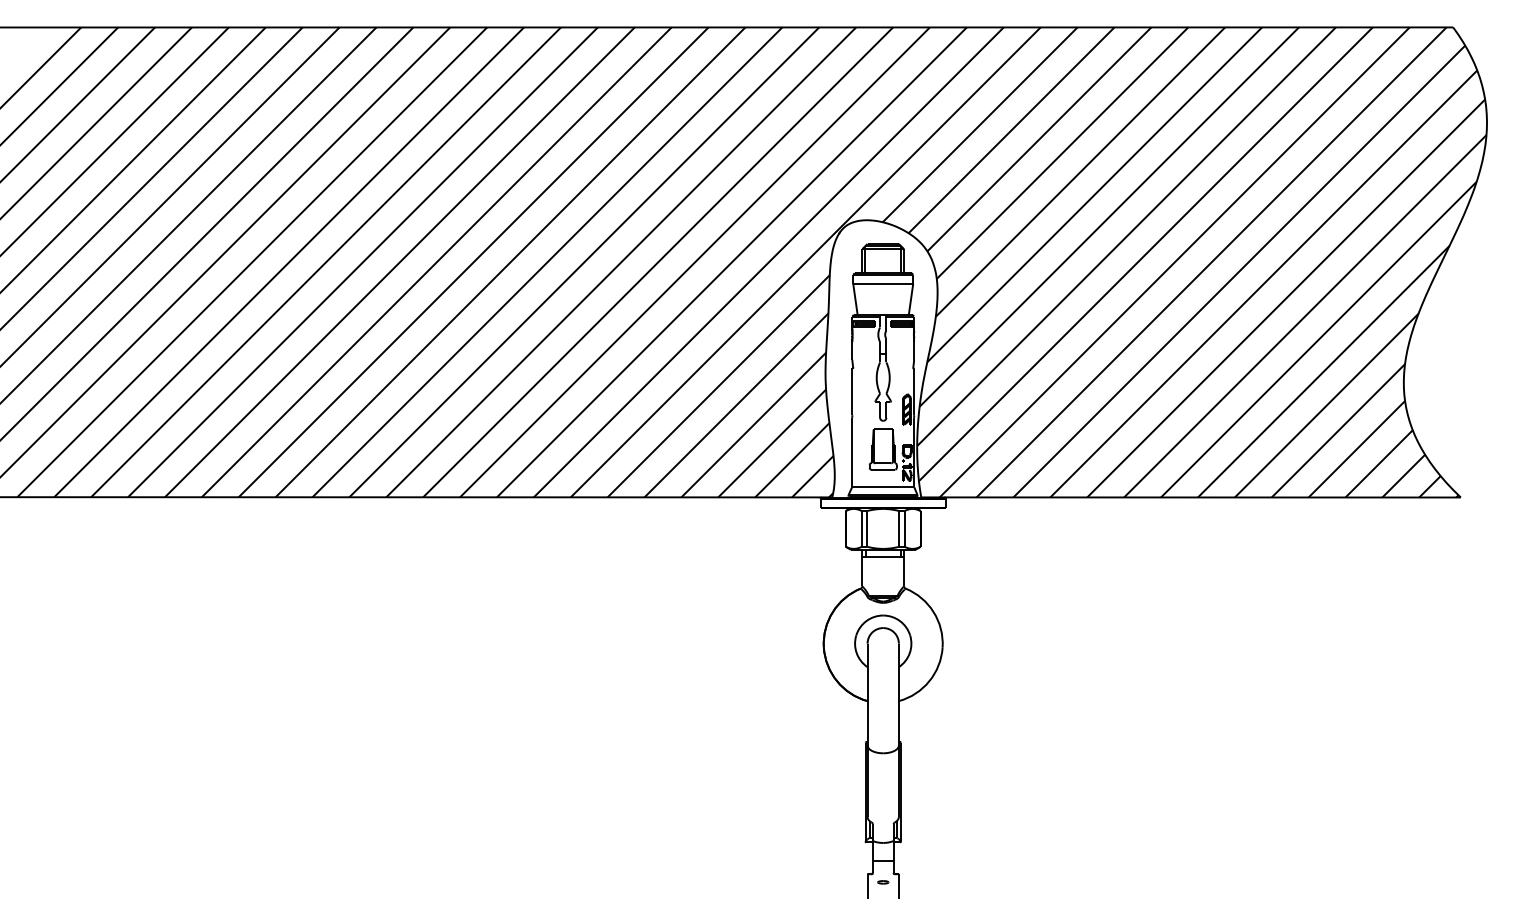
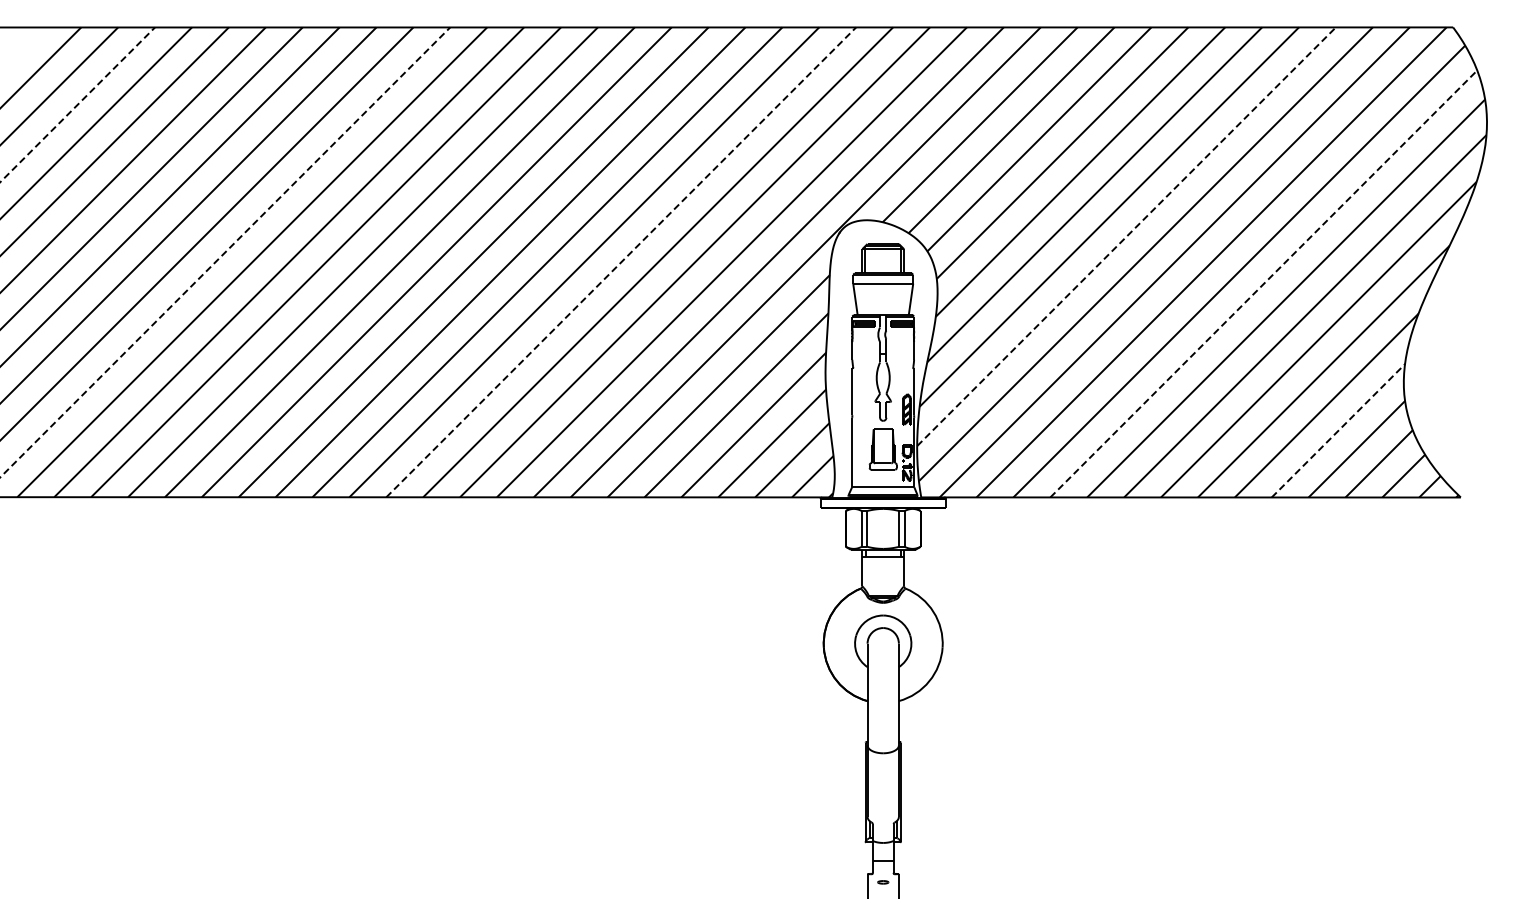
line: solid -> dashed (78, 104)
line: solid -> dashed (1126, 236)
line: solid -> dashed (225, 252)
line: solid -> dashed (621, 262)
line: solid -> dashed (1263, 284)
line: solid -> dashed (1338, 430)
